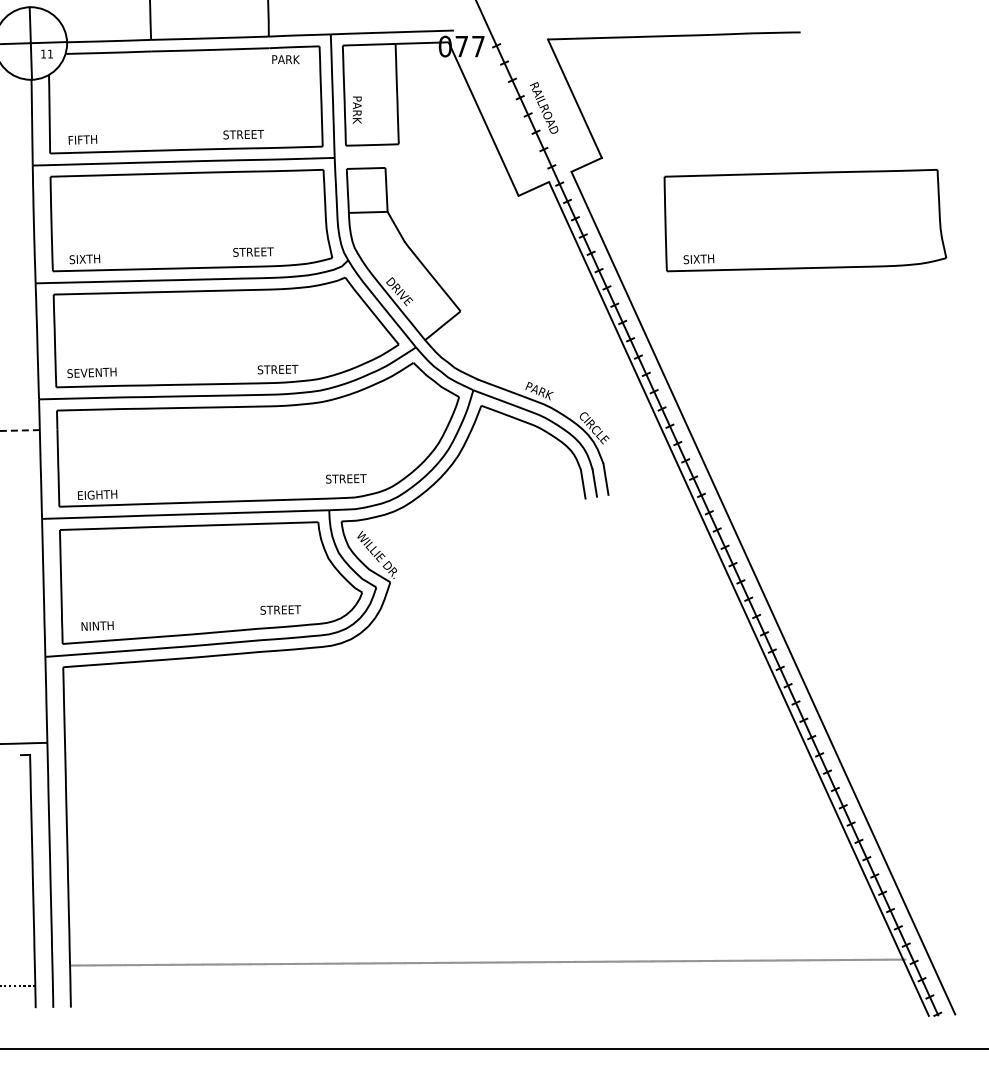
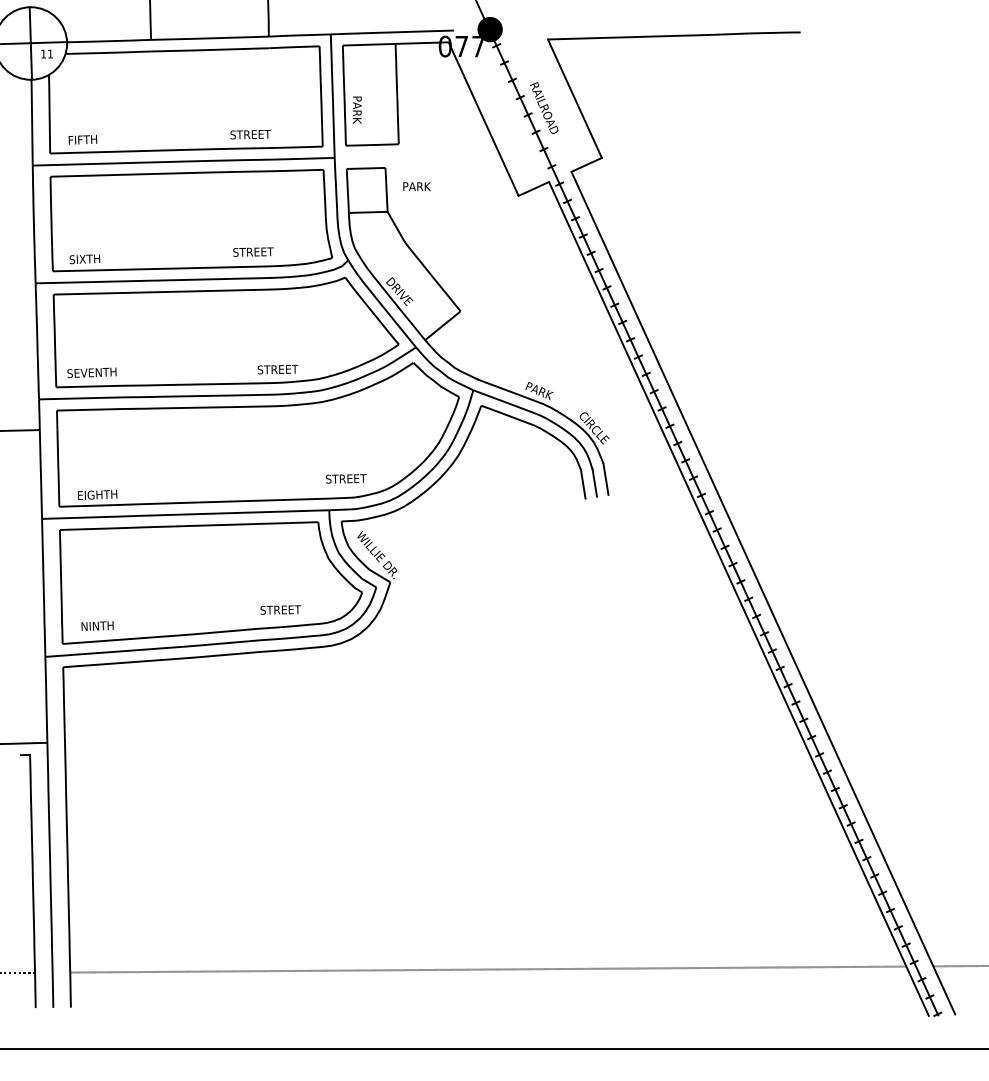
fill: none -> present (489, 29)
text position: (285, 59) -> (416, 186) (416, 186)
text position: (243, 134) -> (250, 134) (250, 134)
part: present -> none (805, 220)
line: dashed -> solid (20, 430)
line position: (488, 962) -> (488, 969) (488, 969)
line: none -> present (959, 965)
line position: (18, 986) -> (18, 973) (18, 973)
